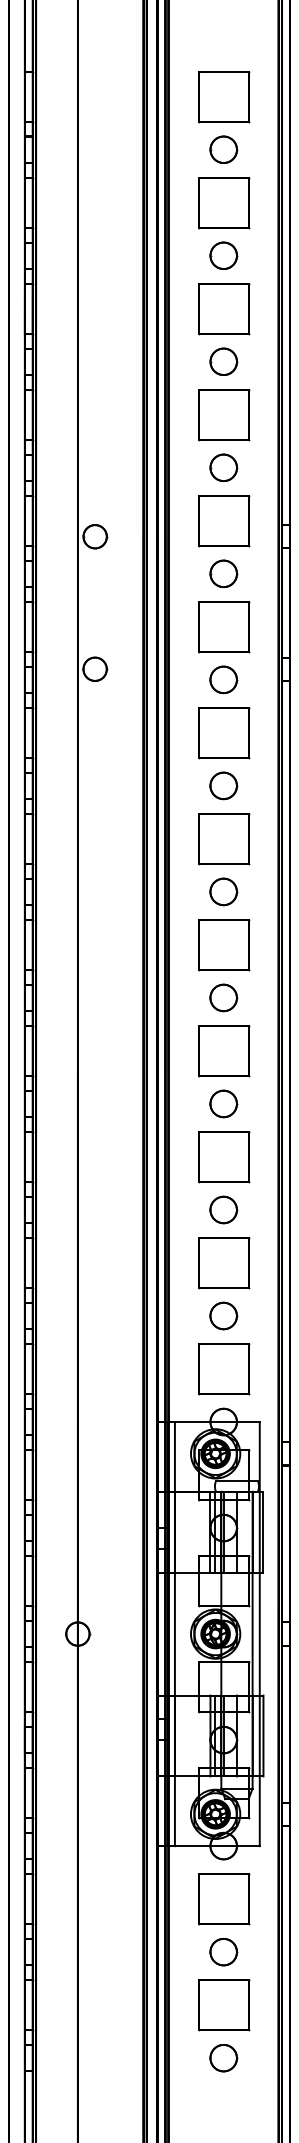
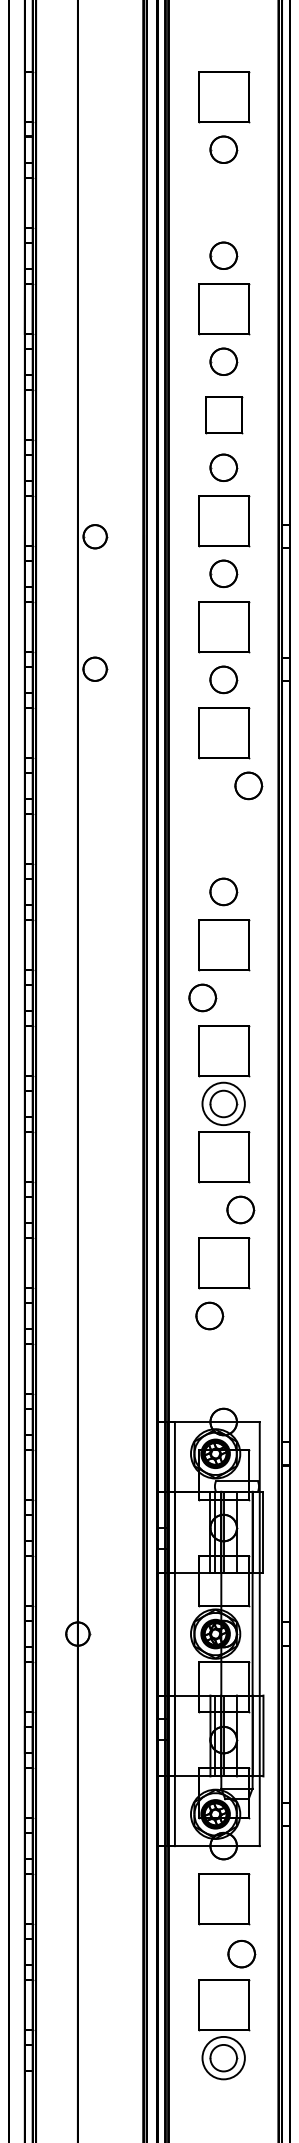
part: present -> none (224, 203)
part size: 53x53 px -> 39x39 px (224, 415)
part position: (223, 785) -> (248, 785) (248, 785)
part: present -> none (224, 839)
part position: (223, 997) -> (202, 997) (202, 997)
circle diameter: 27 px -> 42 px (223, 1103)
part position: (223, 1209) -> (240, 1209) (240, 1209)
part position: (223, 1315) -> (209, 1315) (209, 1315)
part: present -> none (224, 1369)
part position: (223, 1952) -> (241, 1954) (241, 1954)
circle diameter: 27 px -> 42 px (223, 2057)
